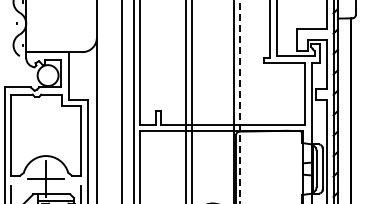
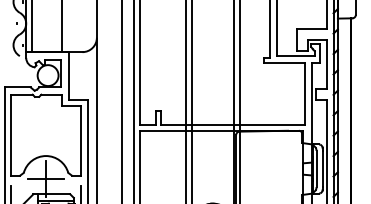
line: none -> present (31, 27)
line: none -> present (62, 27)
line: dashed -> solid (240, 101)
